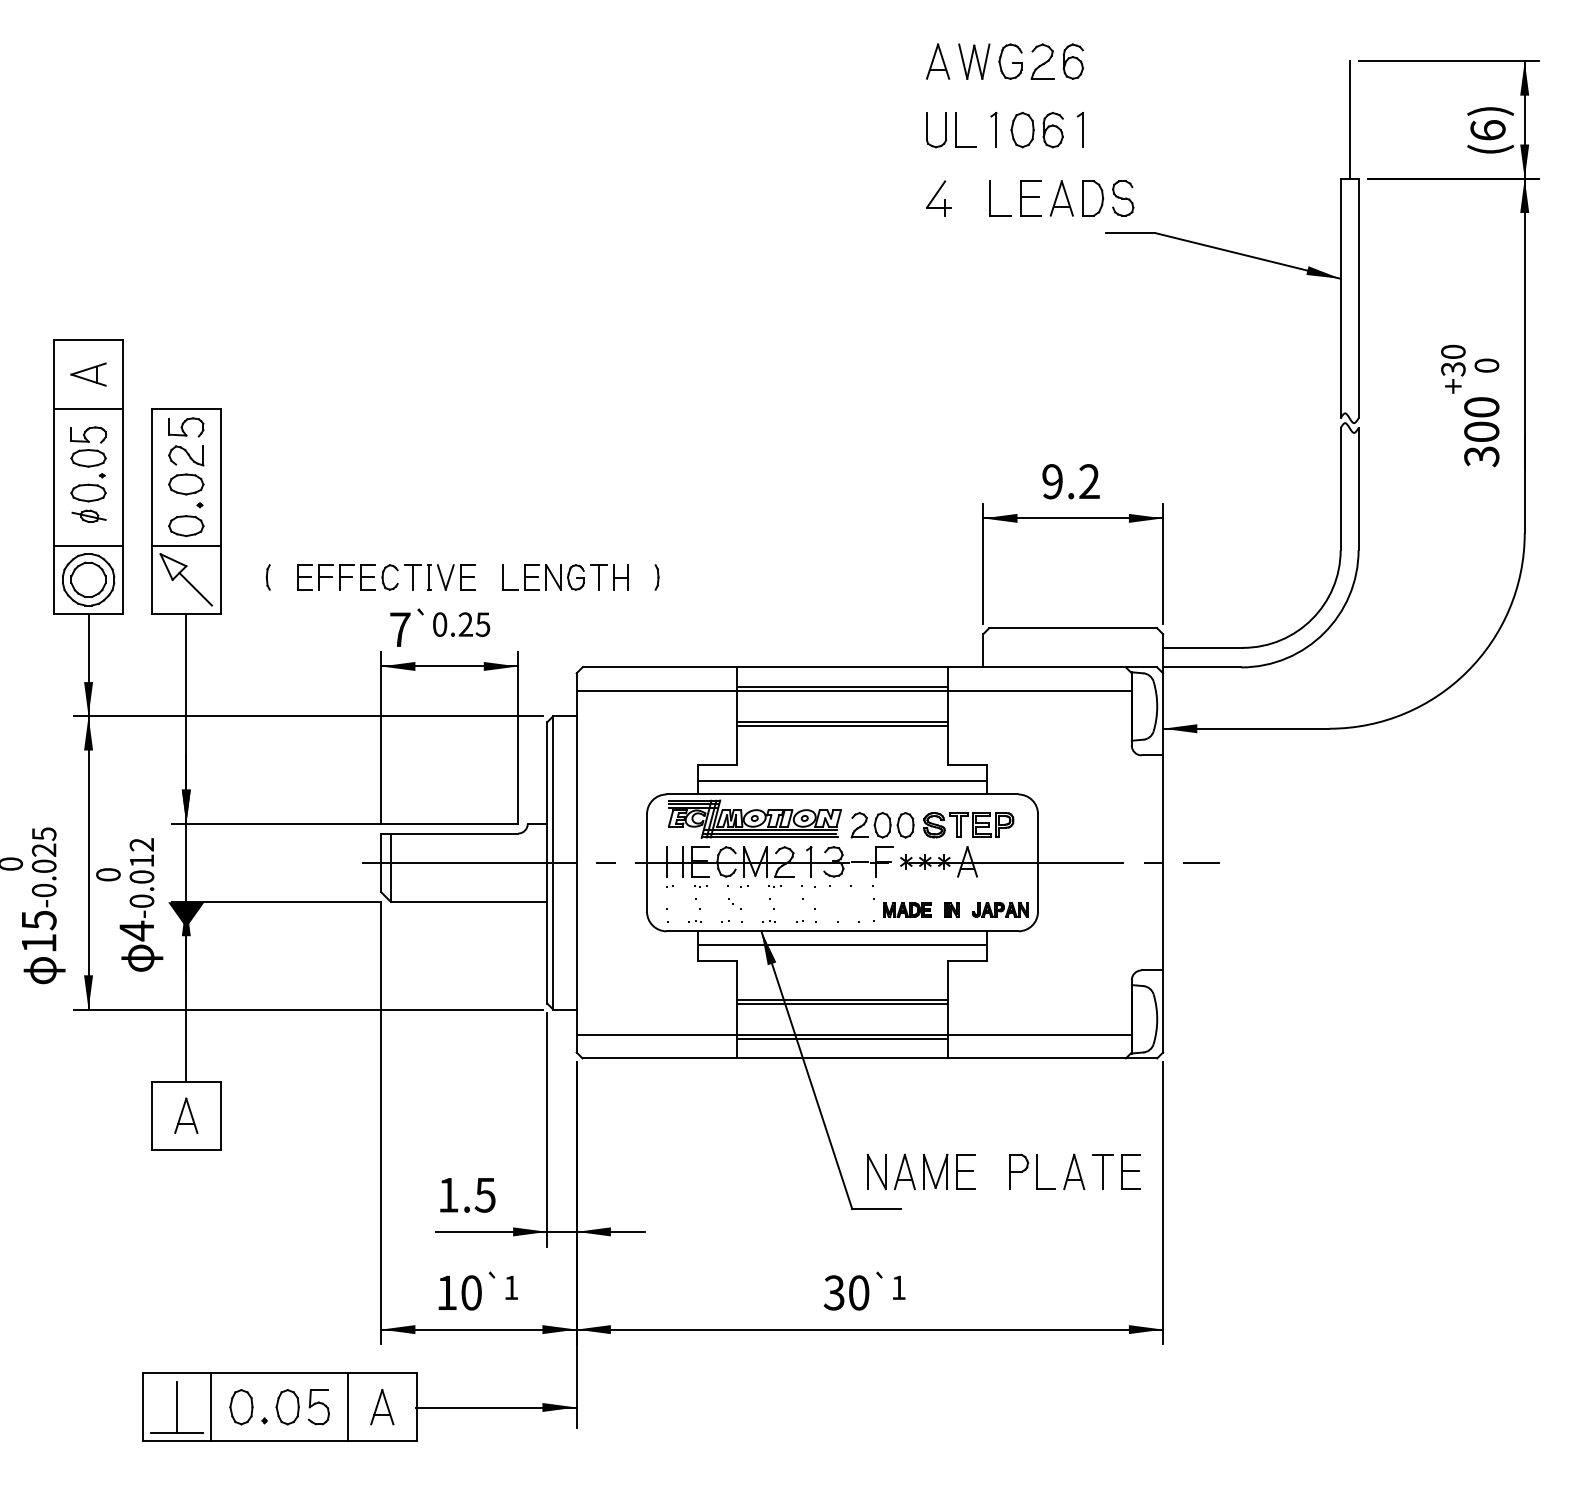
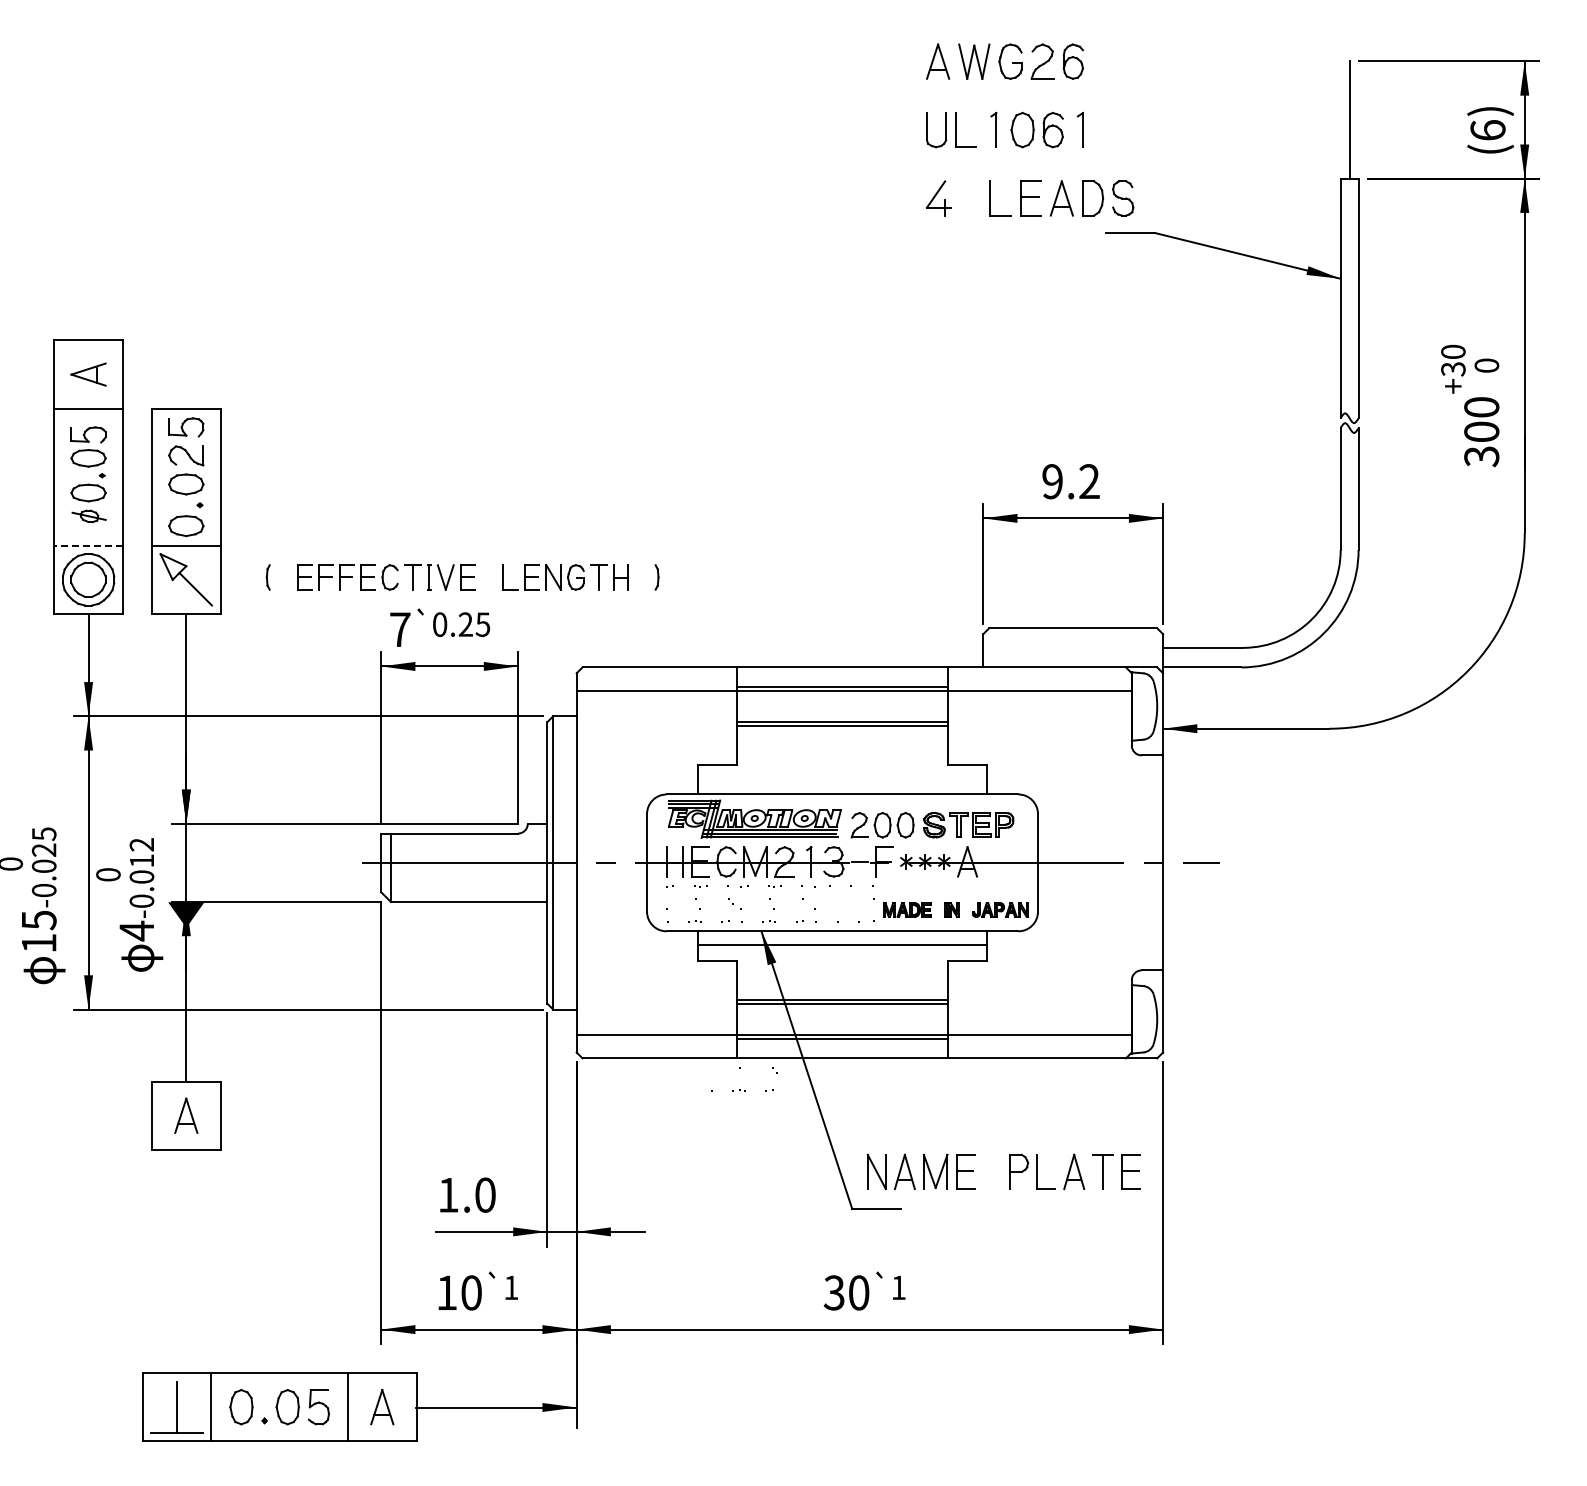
line: solid -> dashed (88, 545)
line: present -> none (842, 780)
part: none -> present (740, 1089)
text: 1.5 -> 1.0 (484, 1194)
